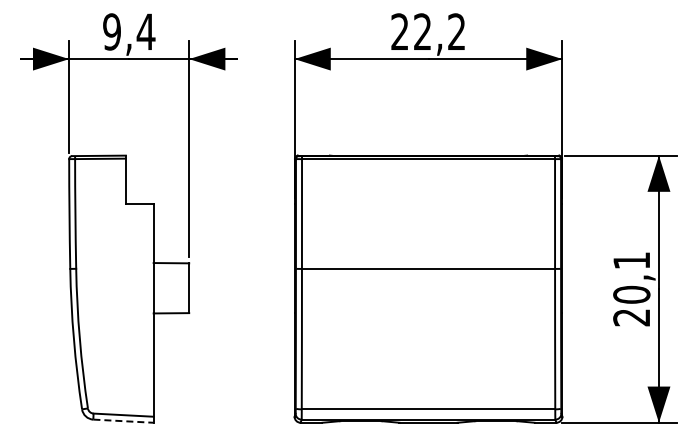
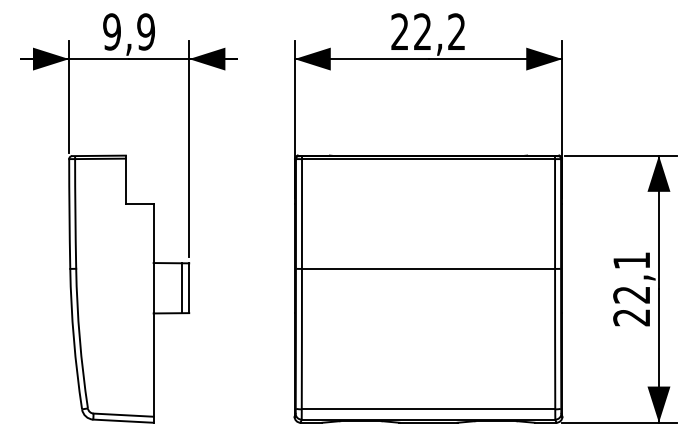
text: 9,4 -> 9,9 (145, 31)
line: none -> present (181, 288)
text: 20,1 -> 22,1 (631, 294)
line: dashed -> solid (124, 421)
